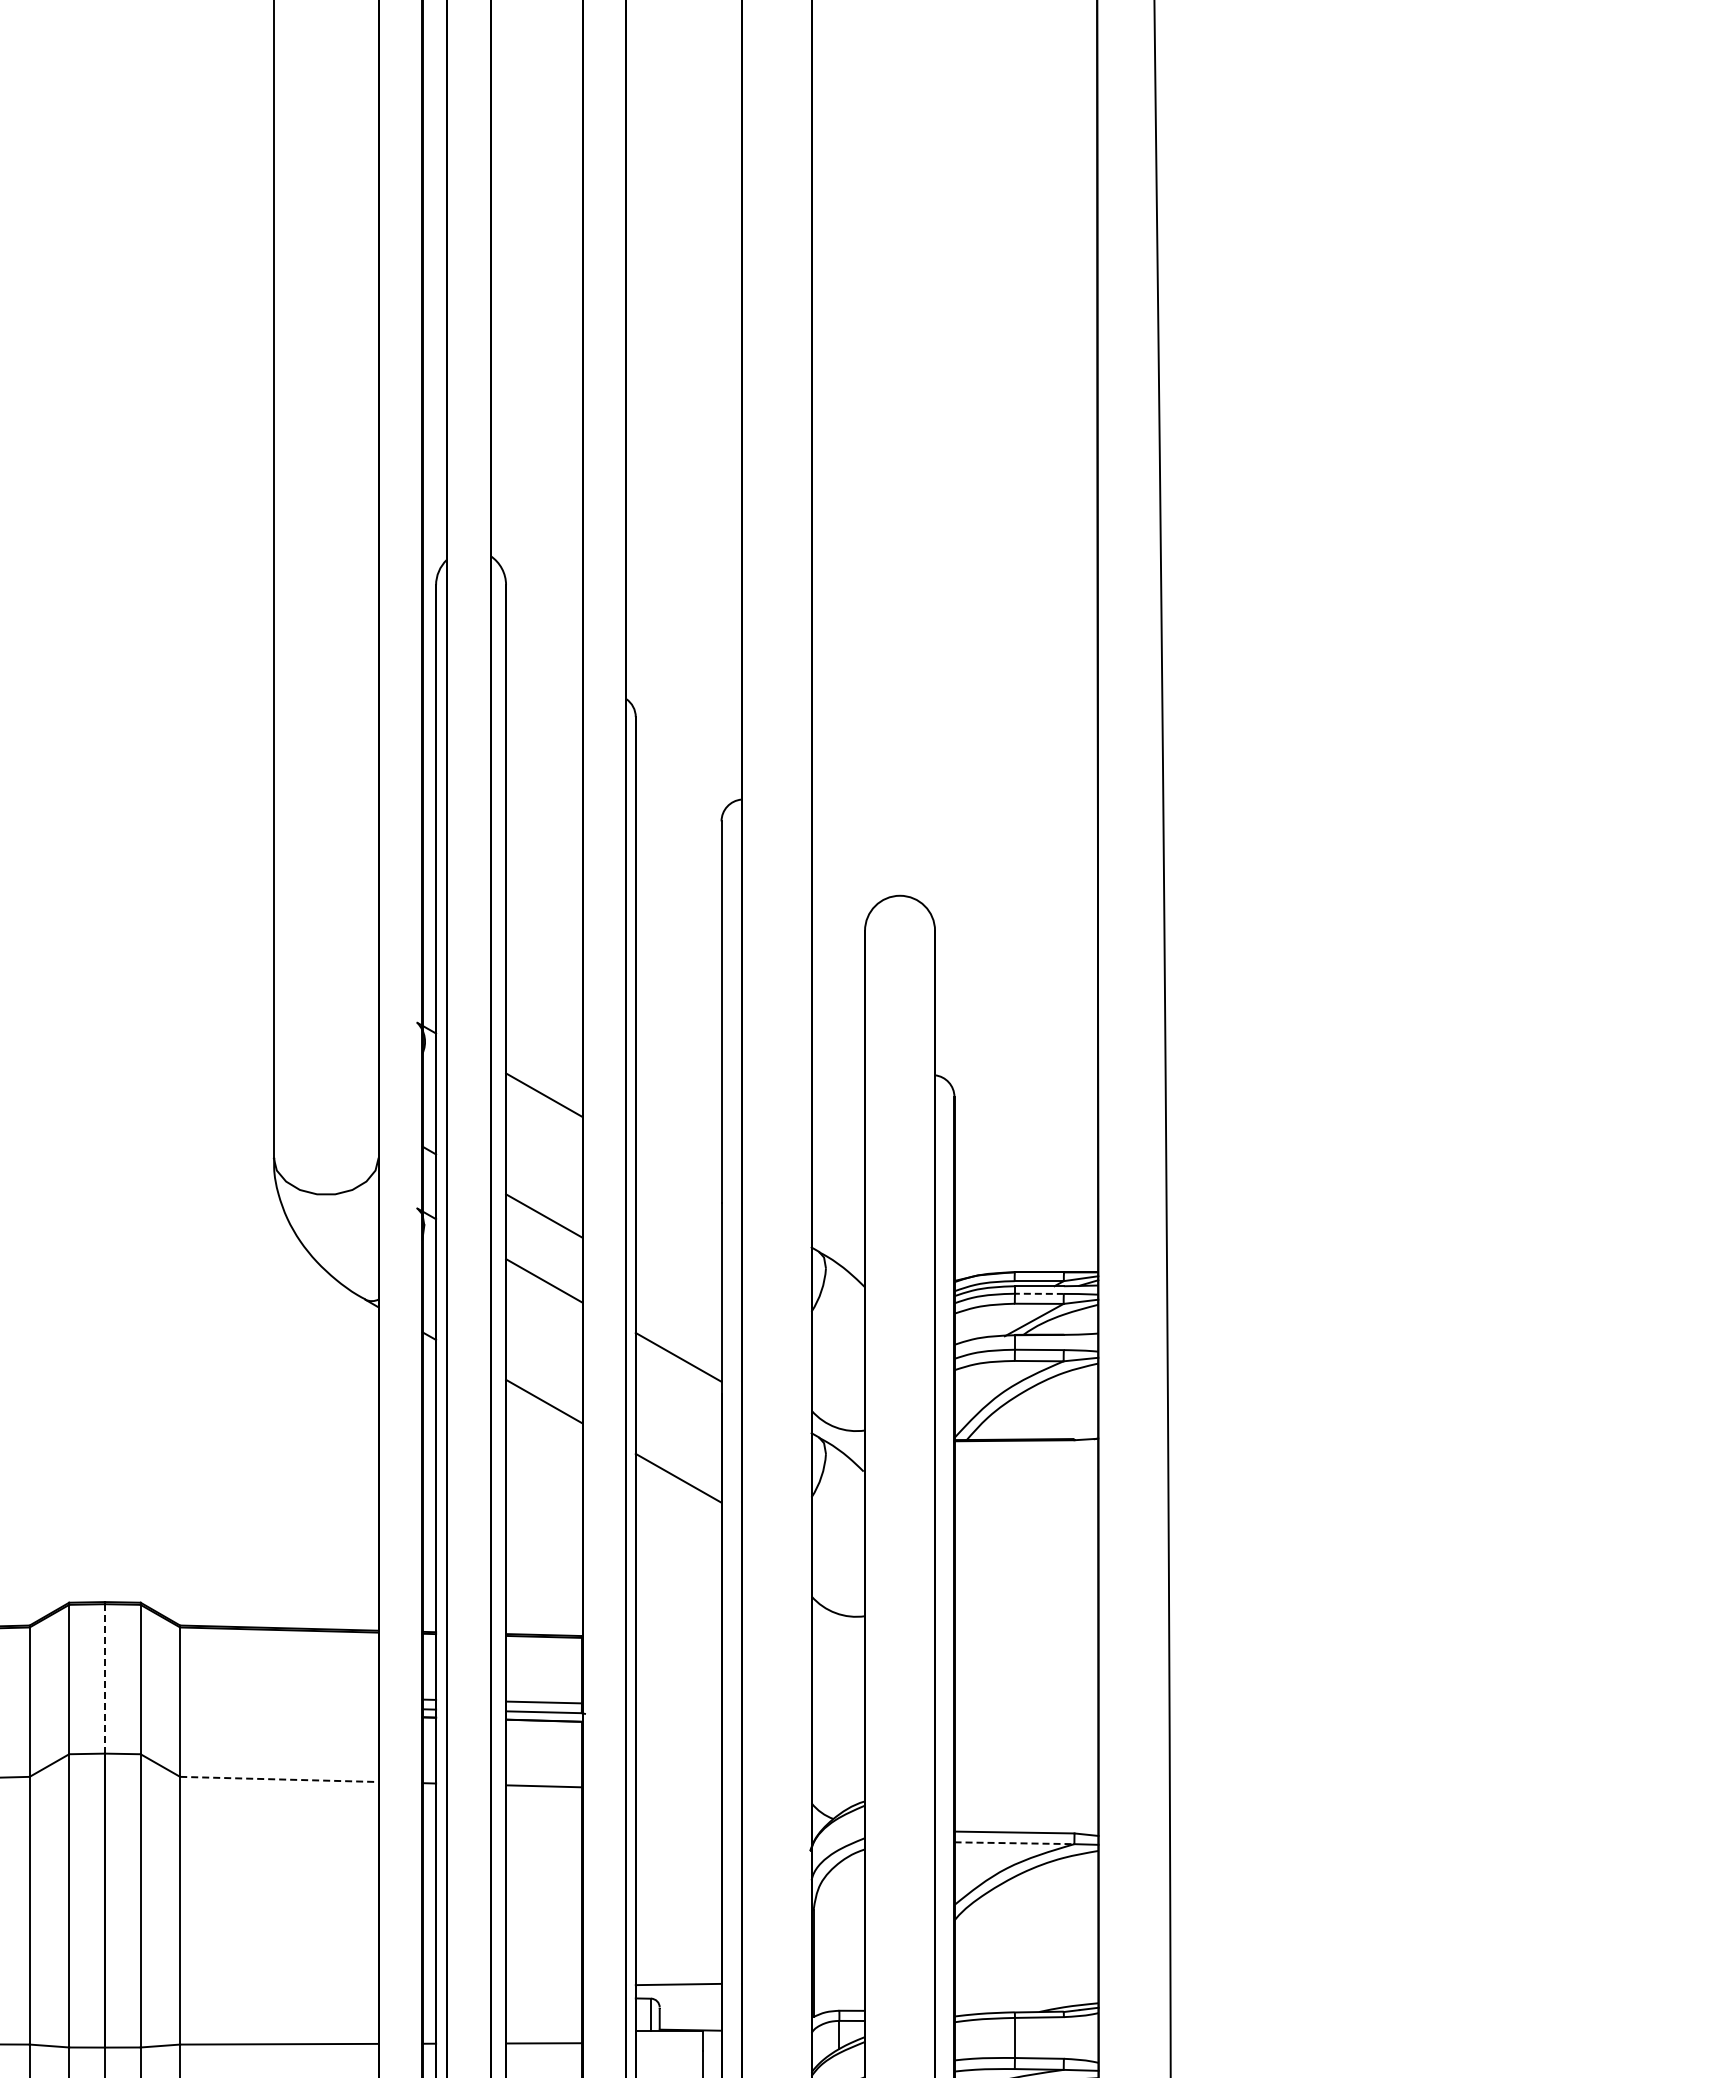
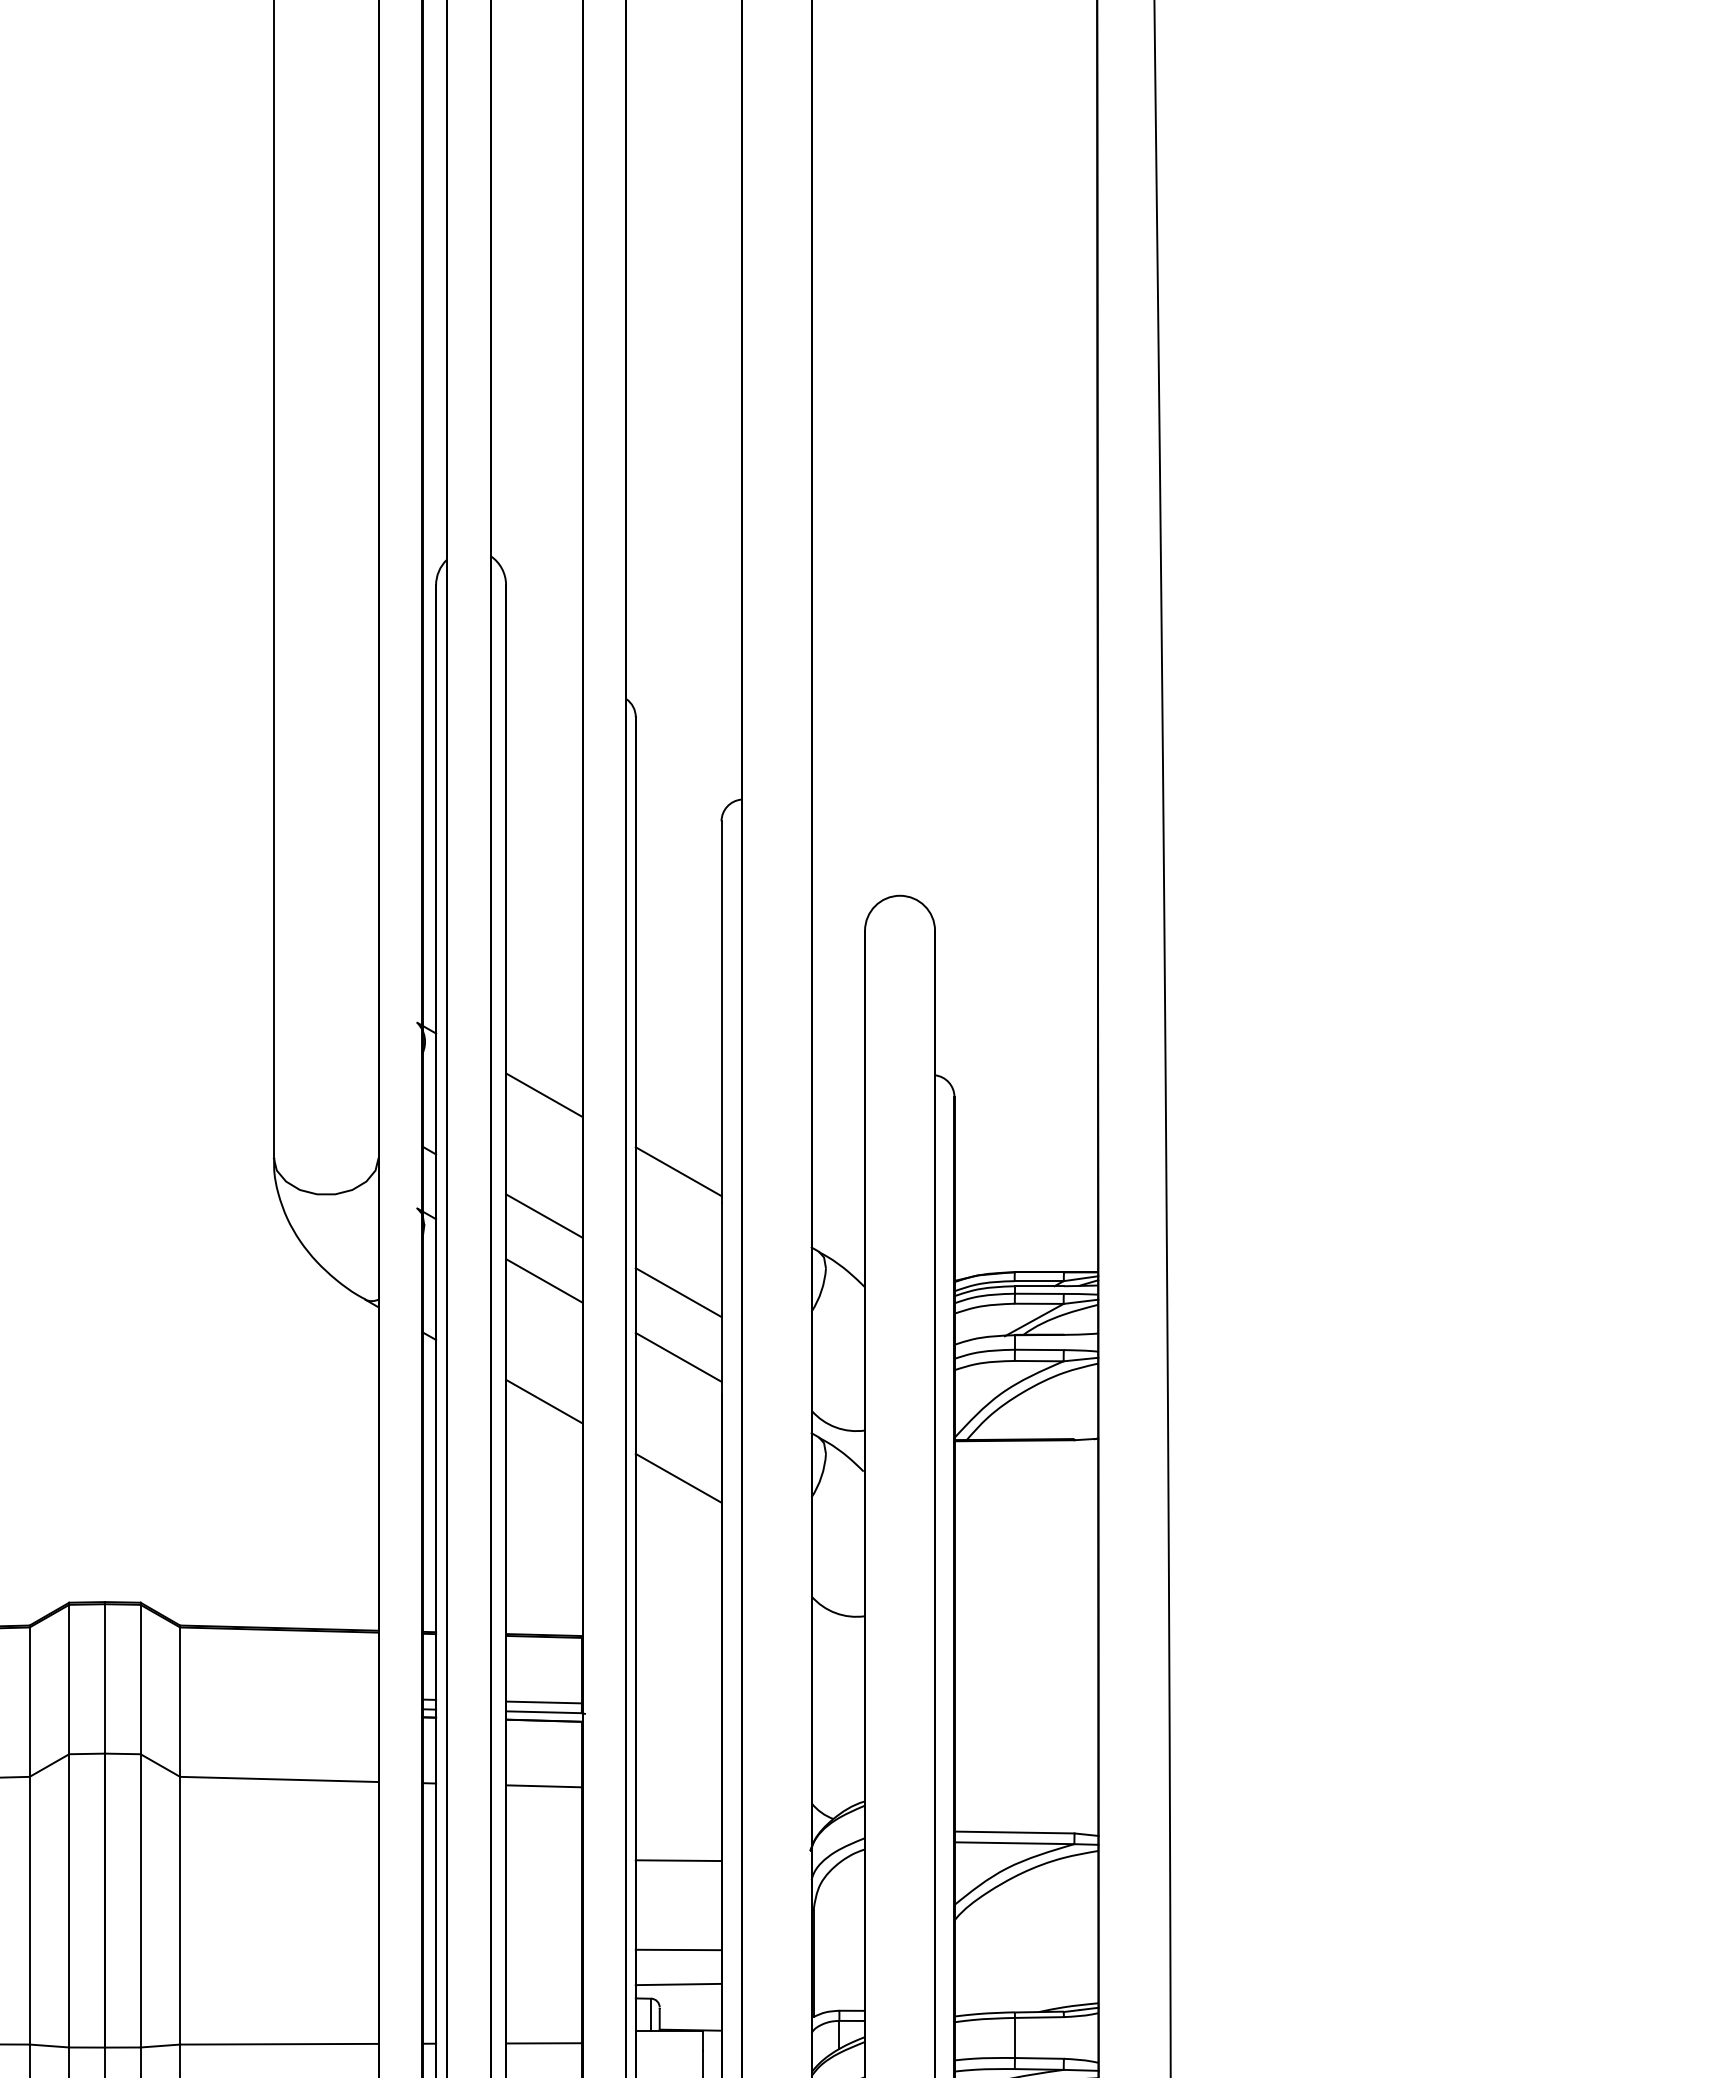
line: none -> present (678, 1171)
line: none -> present (678, 1292)
line: dashed -> solid (1038, 1293)
line: dashed -> solid (104, 1678)
line: dashed -> solid (279, 1779)
line: dashed -> solid (1014, 1843)
line: none -> present (678, 1860)
line: none -> present (678, 1949)
